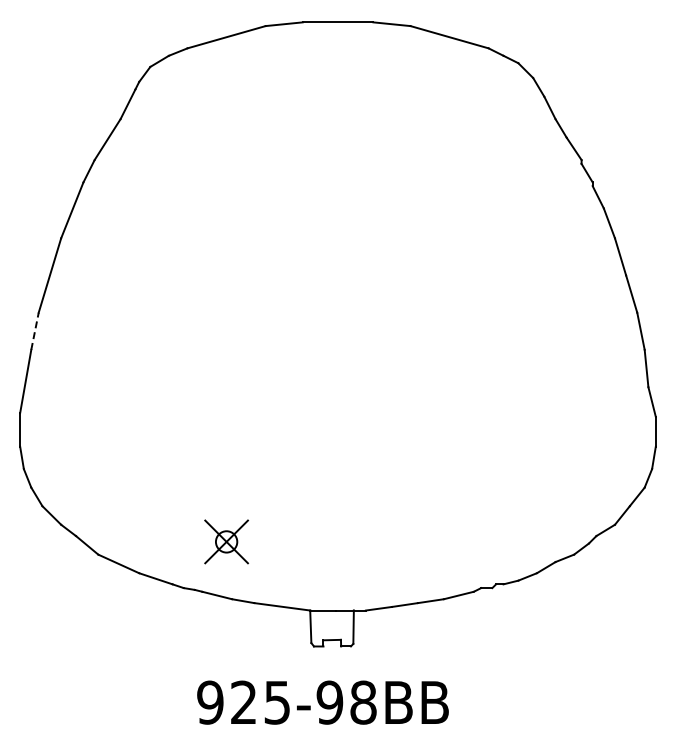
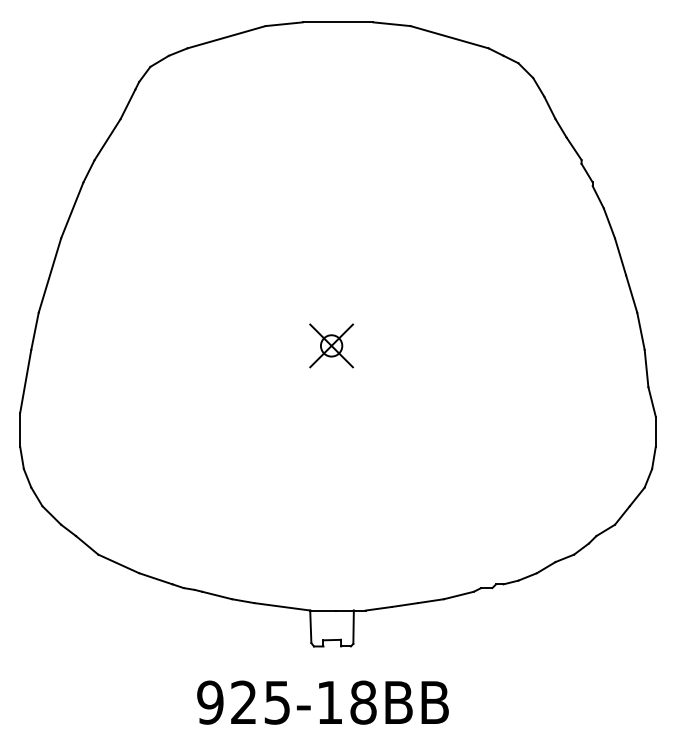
line: dashed -> solid (35, 331)
part position: (226, 541) -> (331, 345) (331, 345)
text: 925-98BB -> 925-18BB (329, 702)
